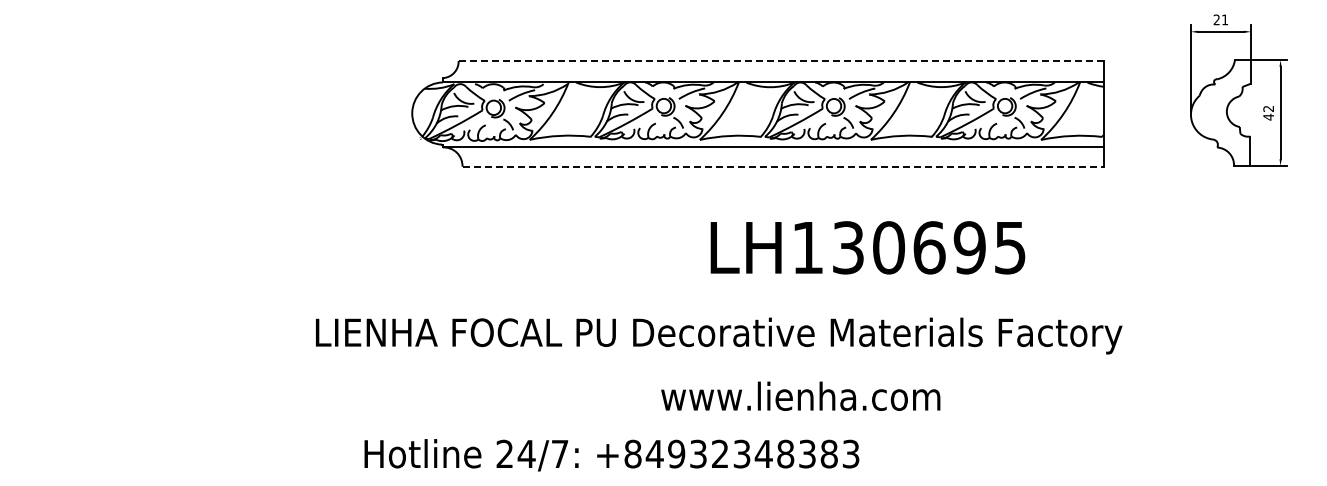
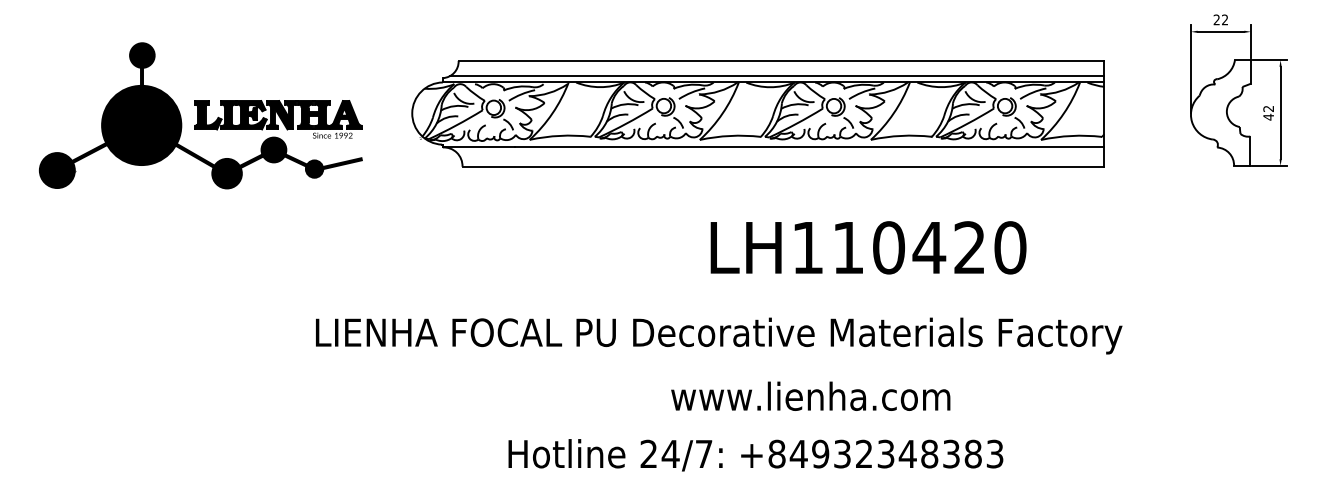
text: 21 -> 22 (1225, 19)
line: dashed -> solid (781, 60)
line: none -> present (777, 75)
part: none -> present (200, 115)
line: dashed -> solid (783, 166)
text: LH130695 -> LH110420 (929, 247)
text position: (800, 395) -> (810, 395) (810, 395)
text position: (611, 455) -> (755, 455) (755, 455)
